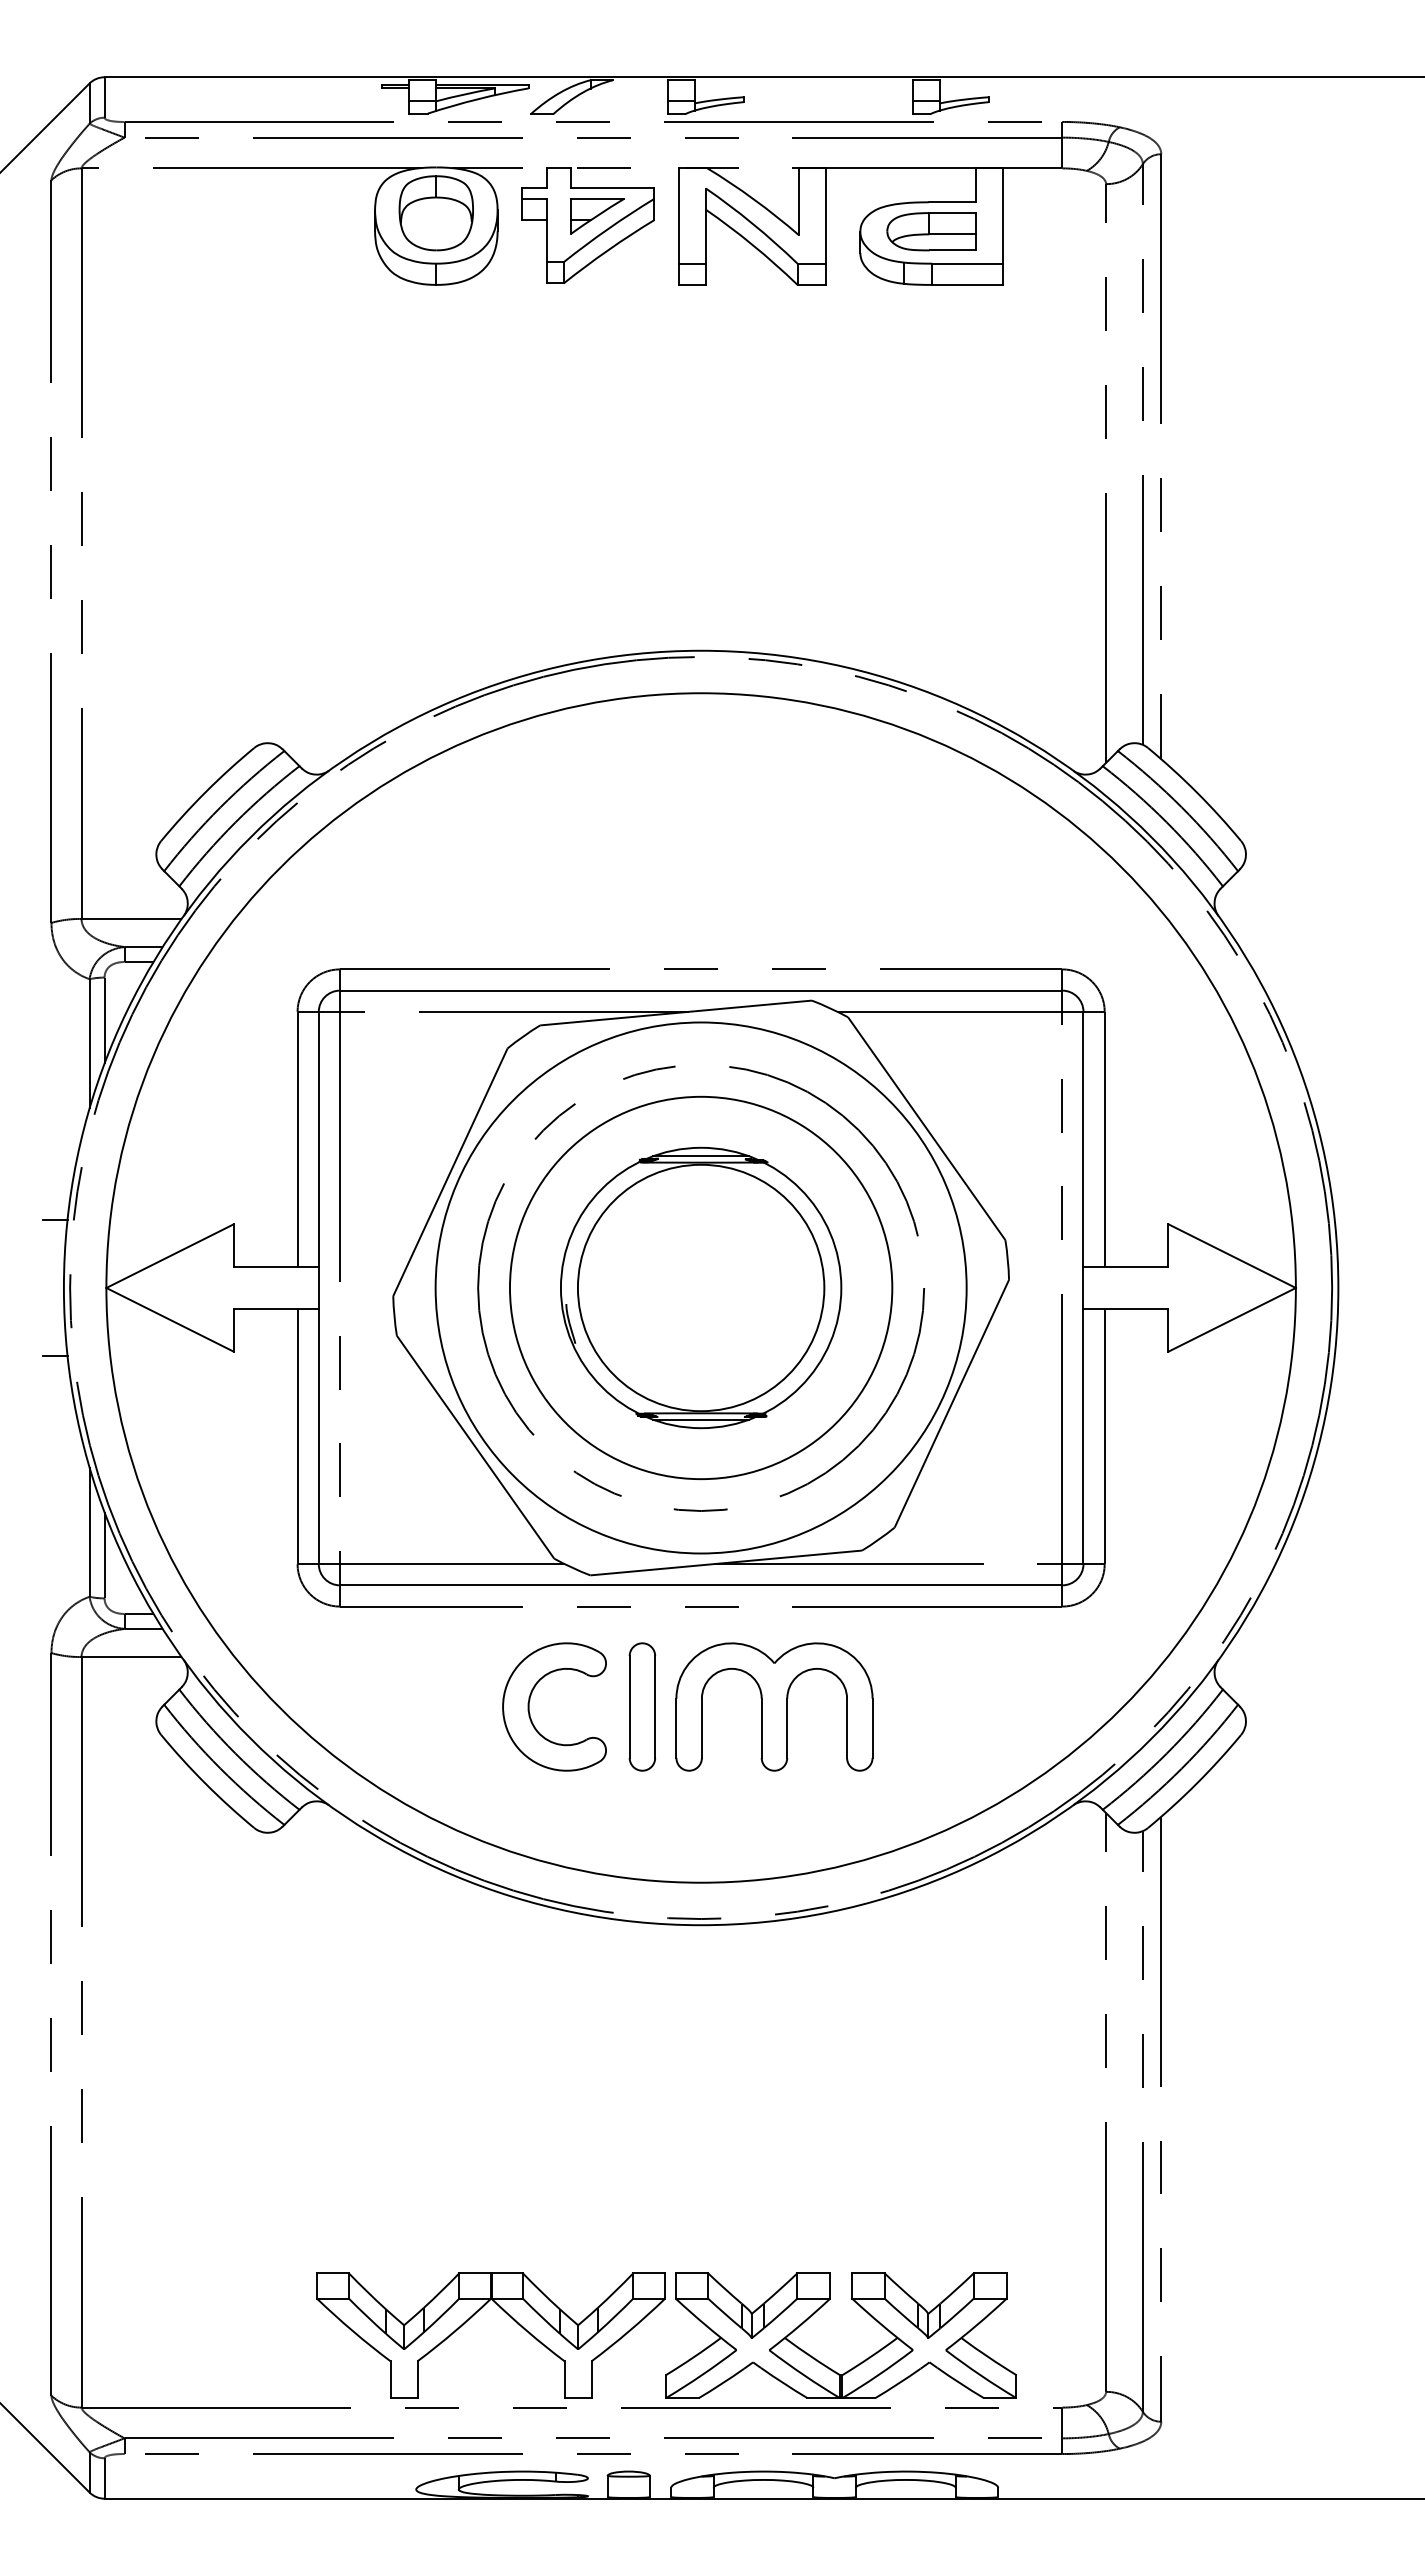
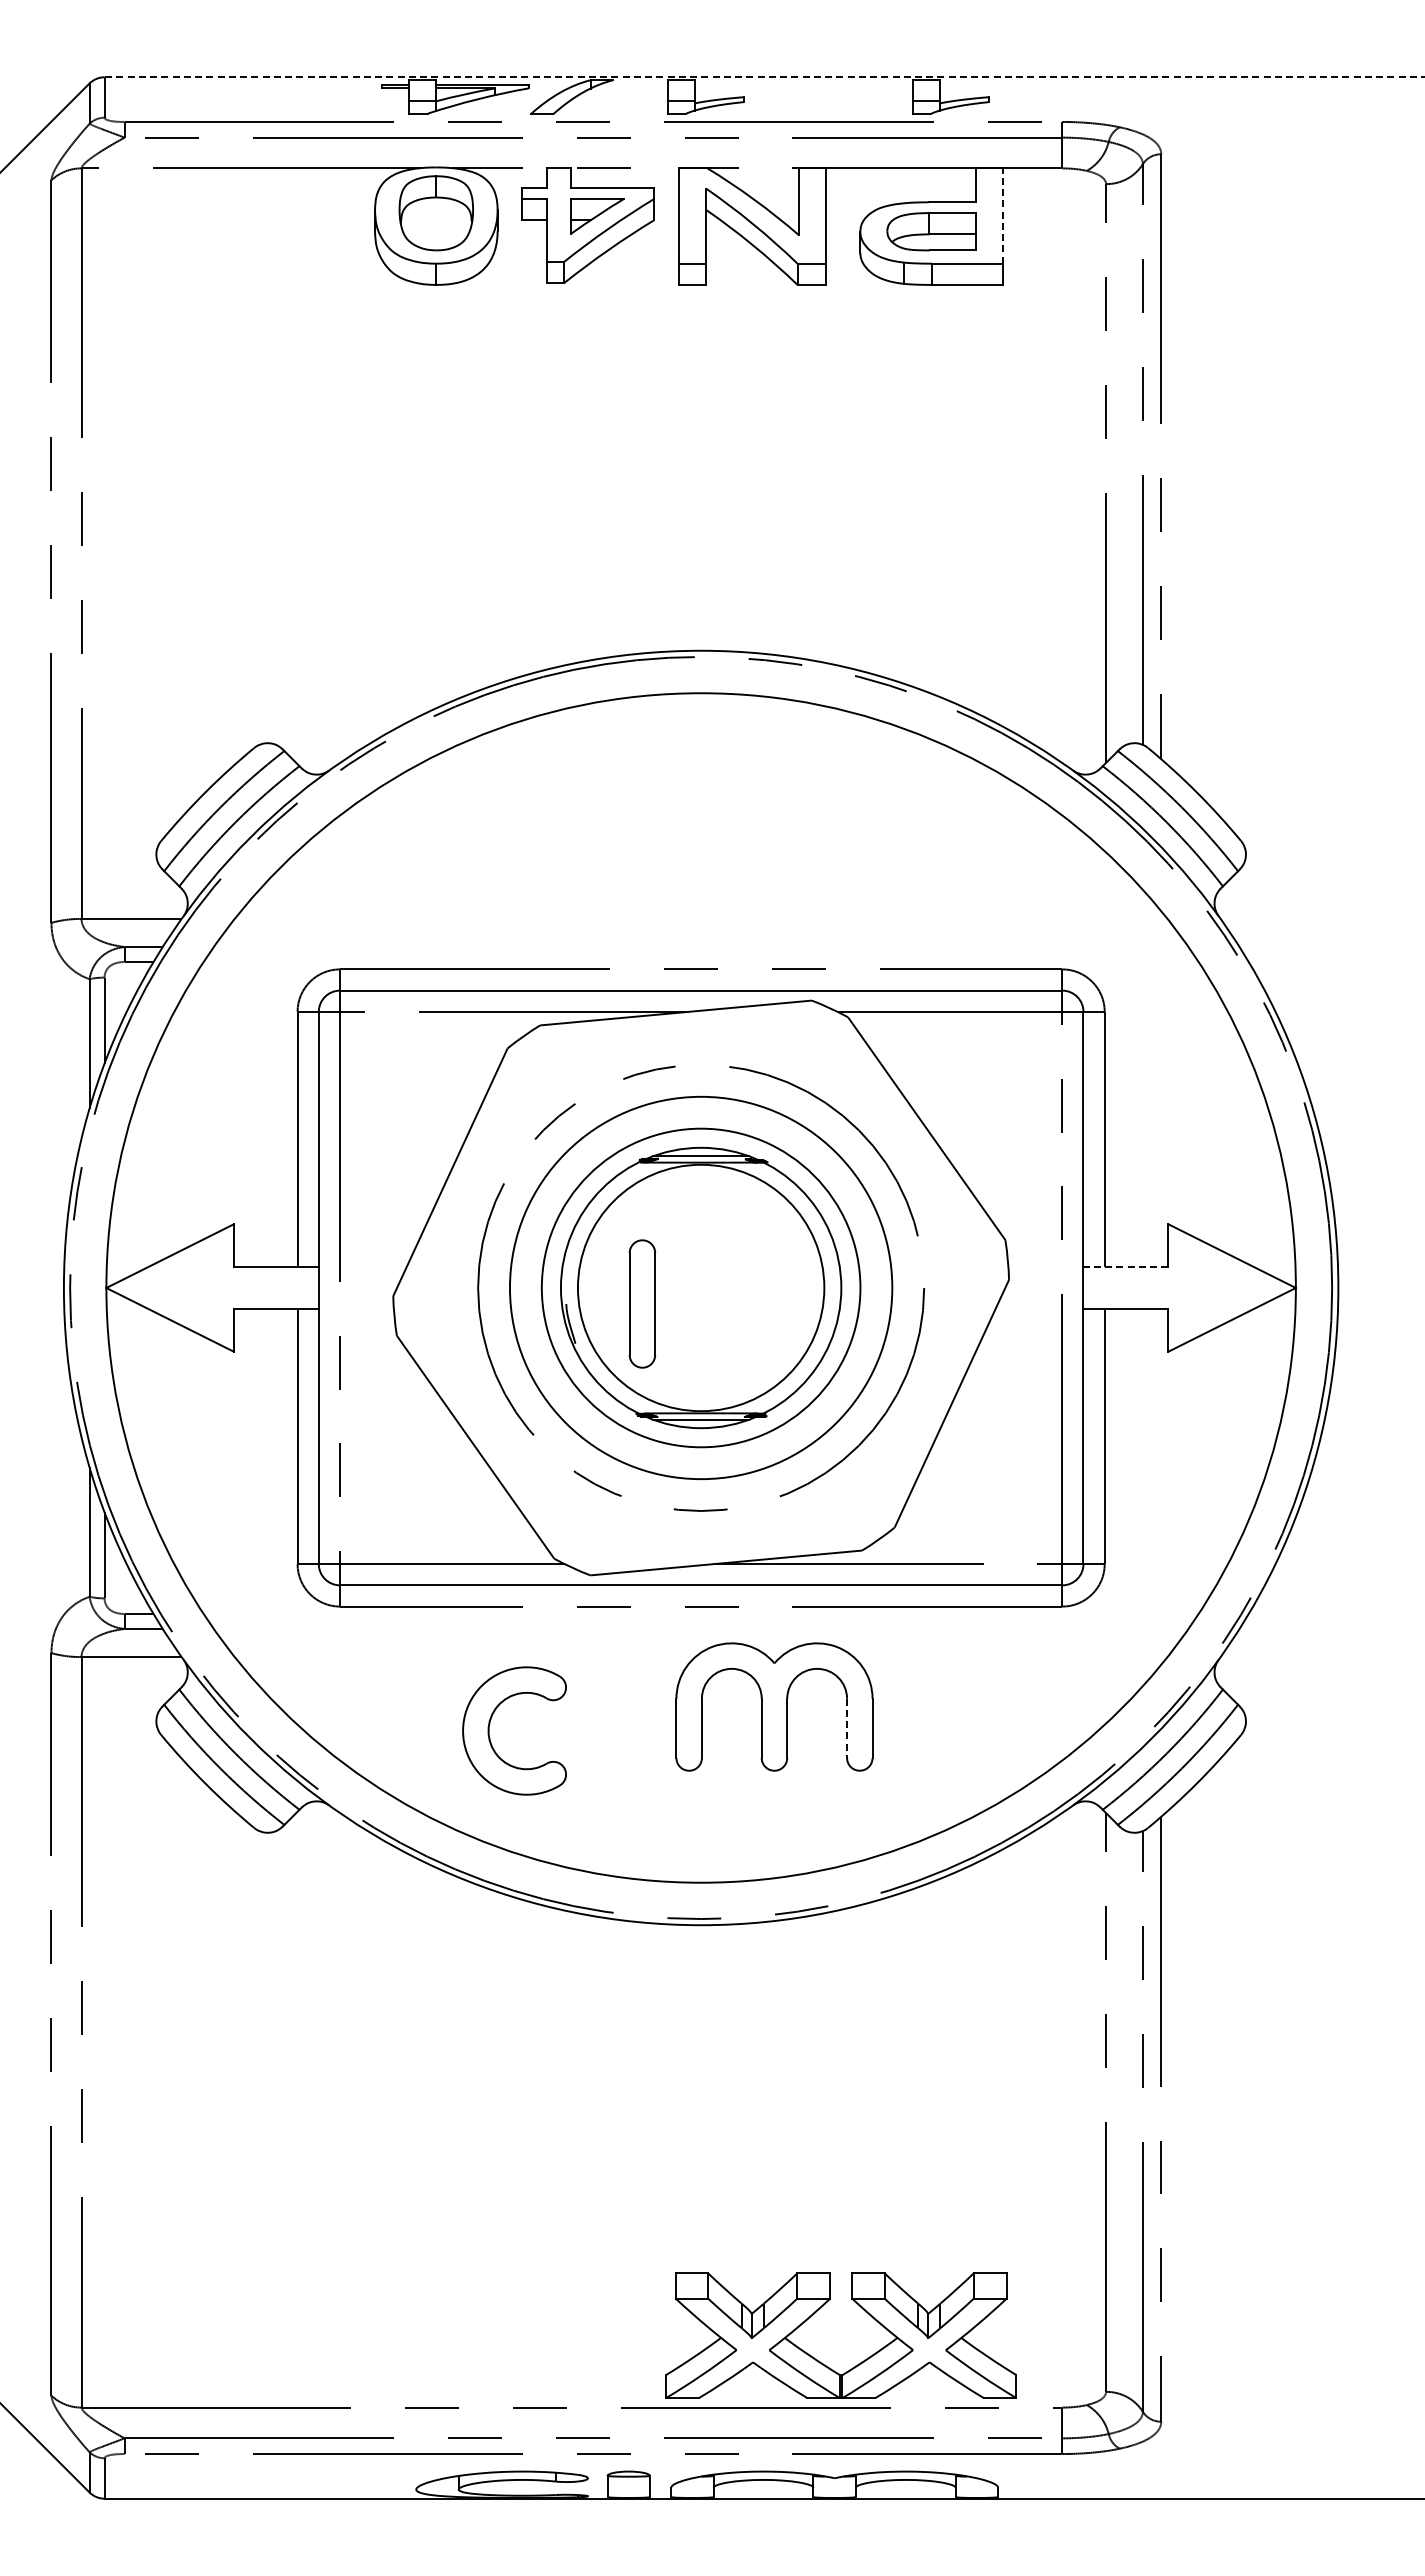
line: solid -> dashed (764, 77)
line: solid -> dashed (1002, 216)
line: present -> none (54, 1220)
line: solid -> dashed (1125, 1266)
circle diameter: 531 px -> 319 px (700, 1287)
line: present -> none (54, 1355)
part position: (530, 1700) -> (490, 1724) (490, 1724)
part position: (642, 1706) -> (642, 1303) (642, 1303)
line: solid -> dashed (847, 1728)
part: present -> none (472, 2317)
